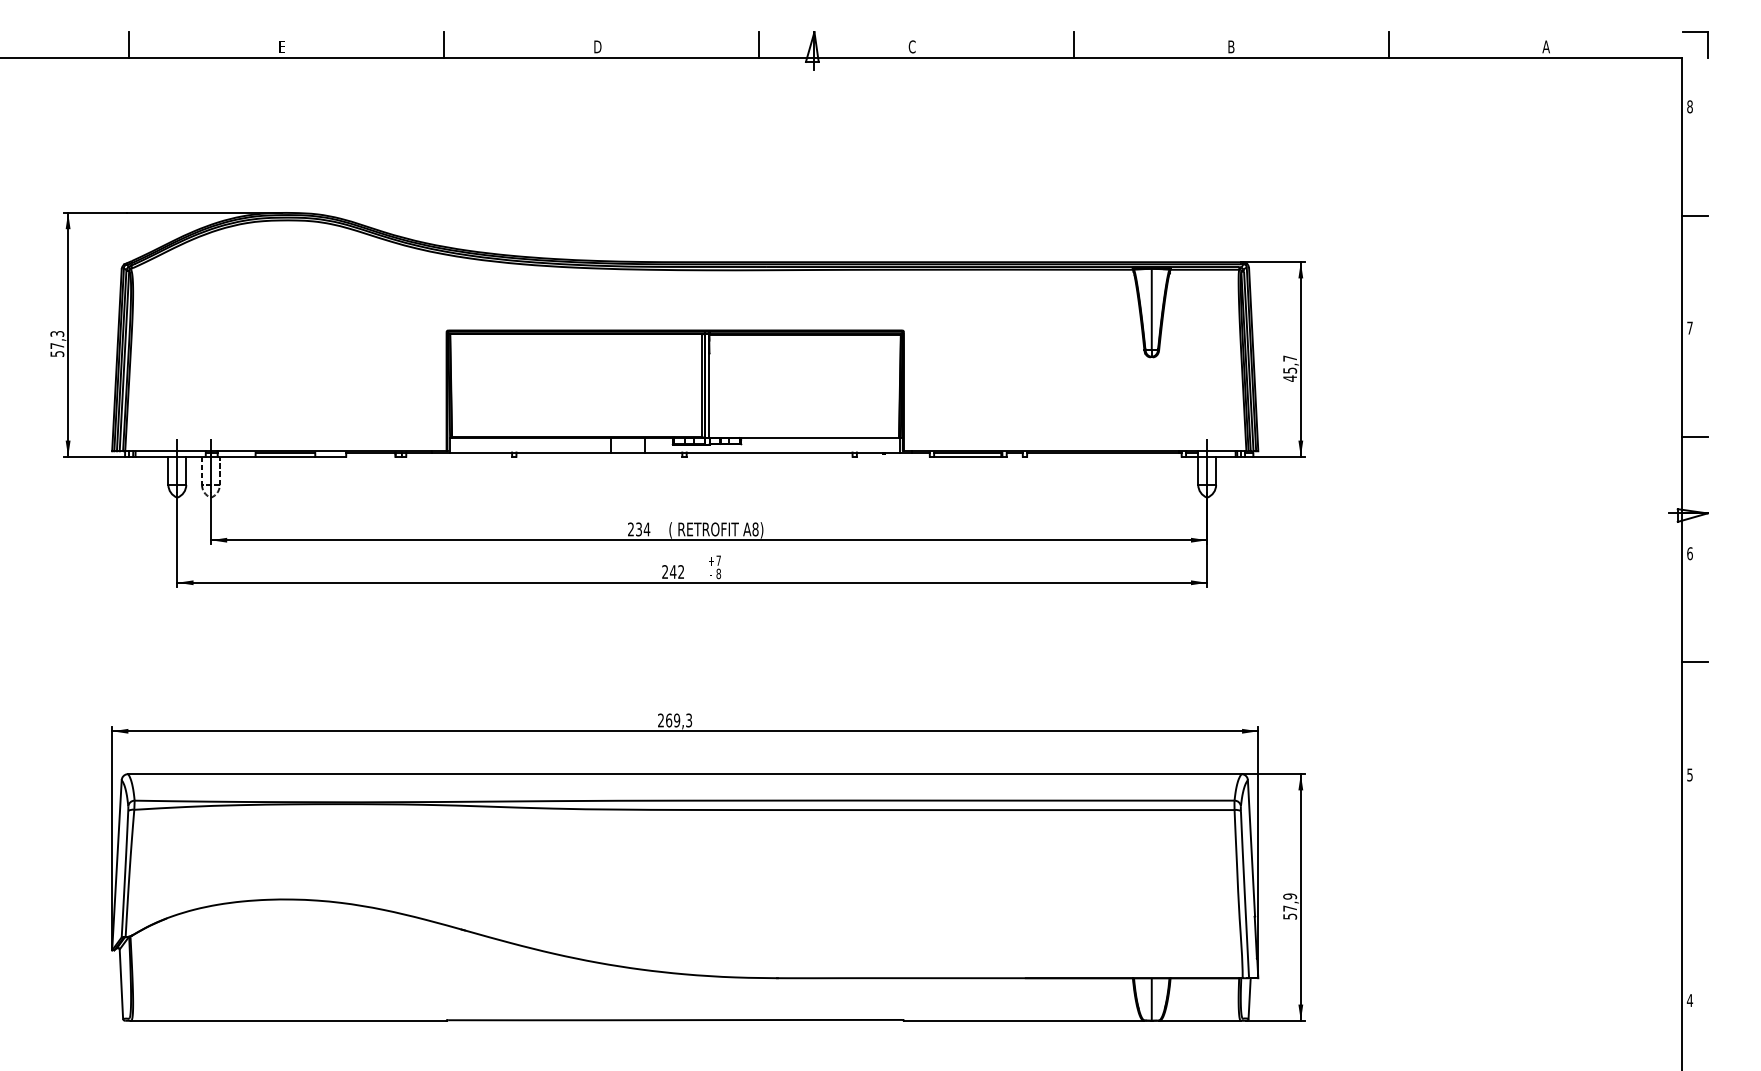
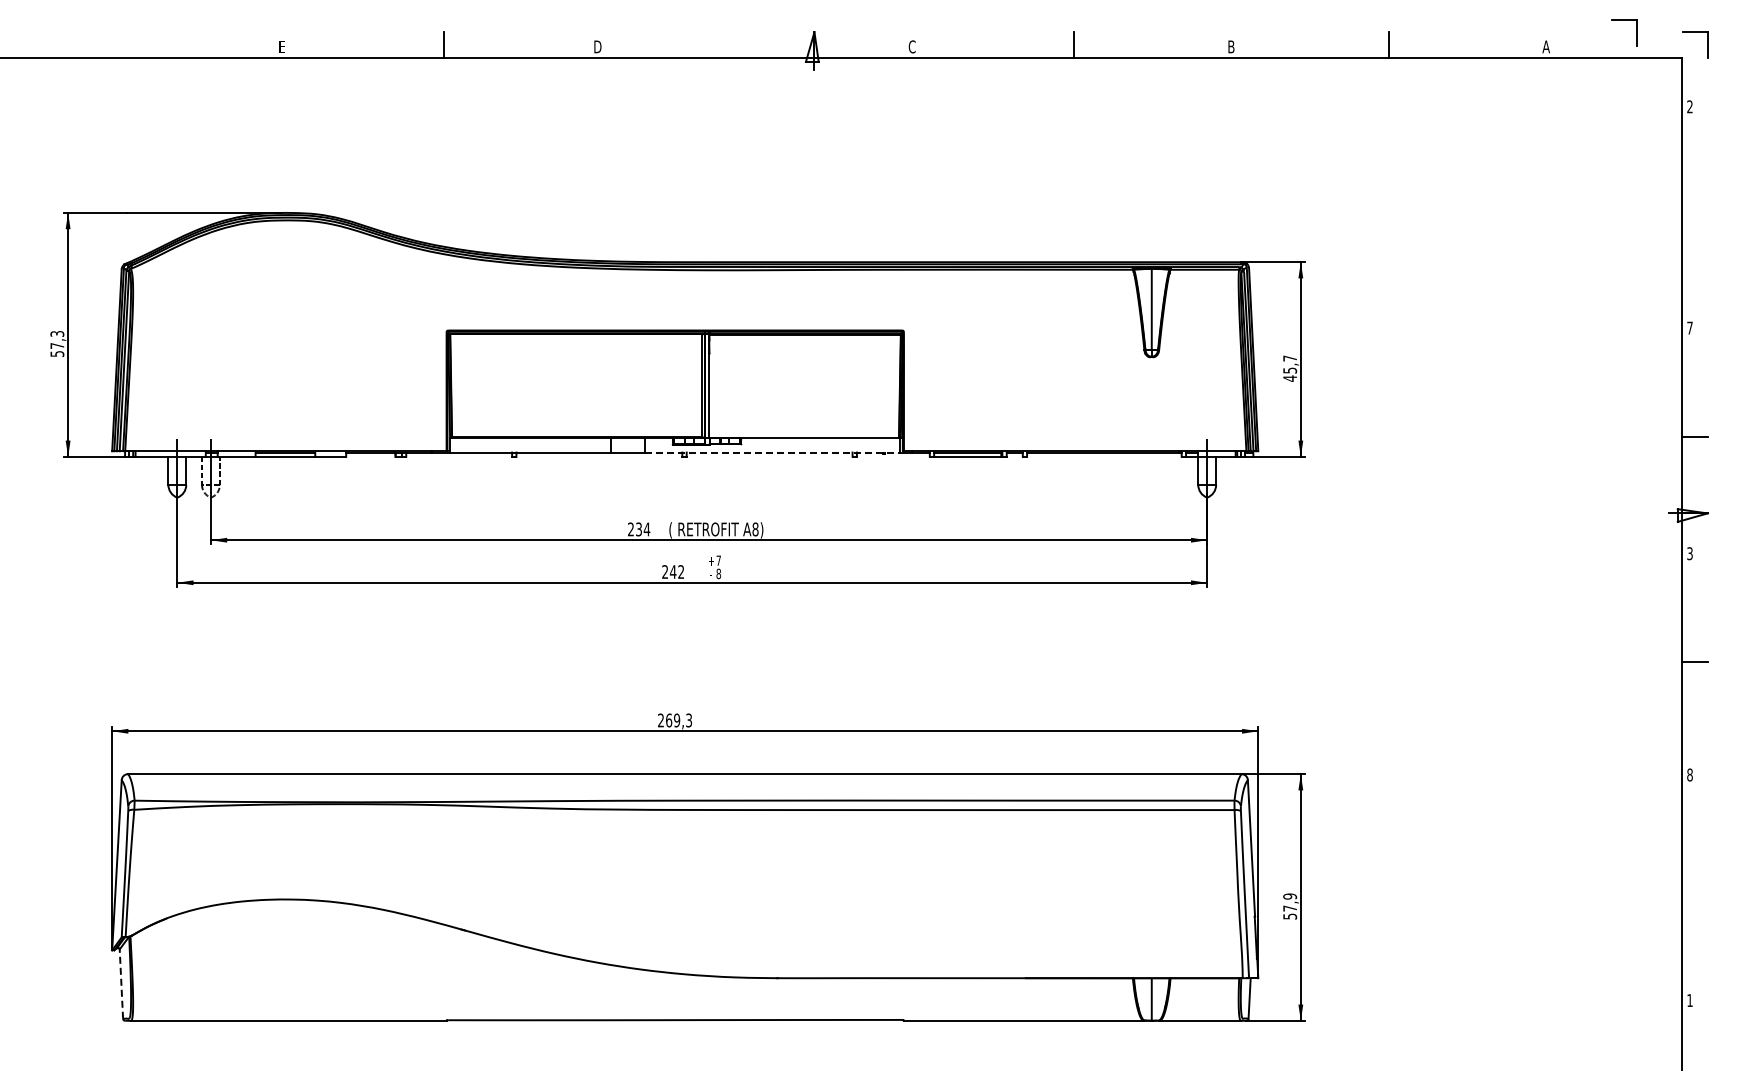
part: none -> present (1624, 20)
line: present -> none (129, 44)
line: present -> none (759, 44)
text: 8 -> 2 (1689, 106)
line: present -> none (1694, 215)
line: solid -> dashed (772, 452)
text: 6 -> 3 (1689, 553)
text: 5 -> 8 (1689, 774)
line: solid -> dashed (121, 984)
text: 4 -> 1 (1689, 1000)
